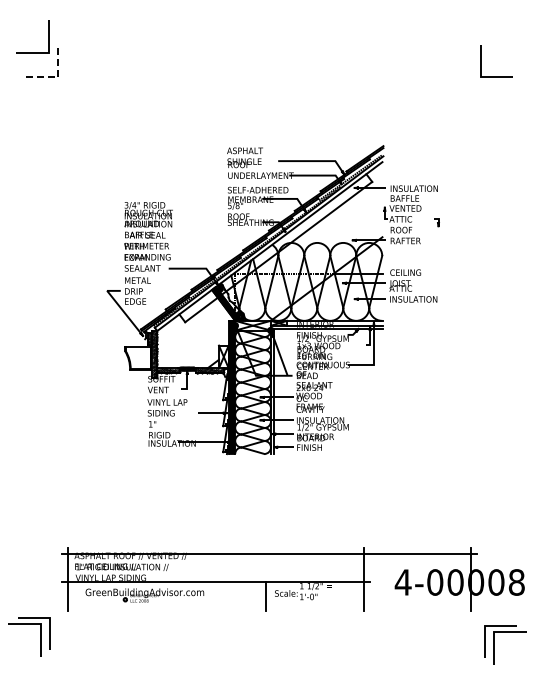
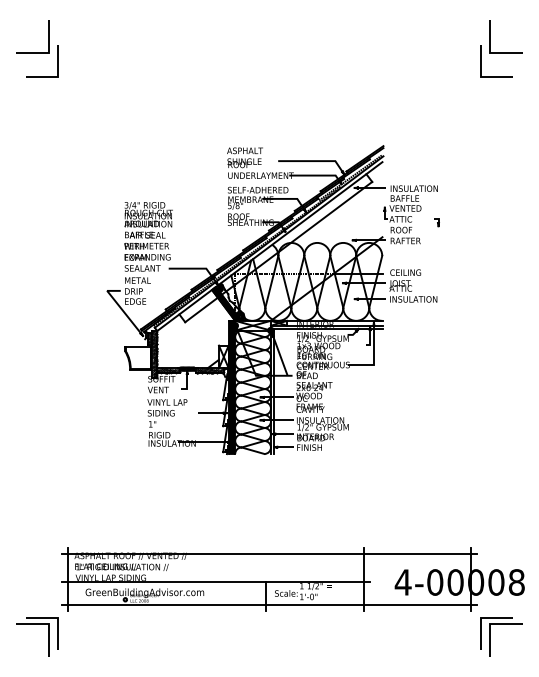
line: none -> present (490, 36)
line: dashed -> solid (58, 77)
line: none -> present (269, 604)
part position: (40, 636) -> (48, 636) (48, 636)
part position: (494, 644) -> (490, 636) (490, 636)
